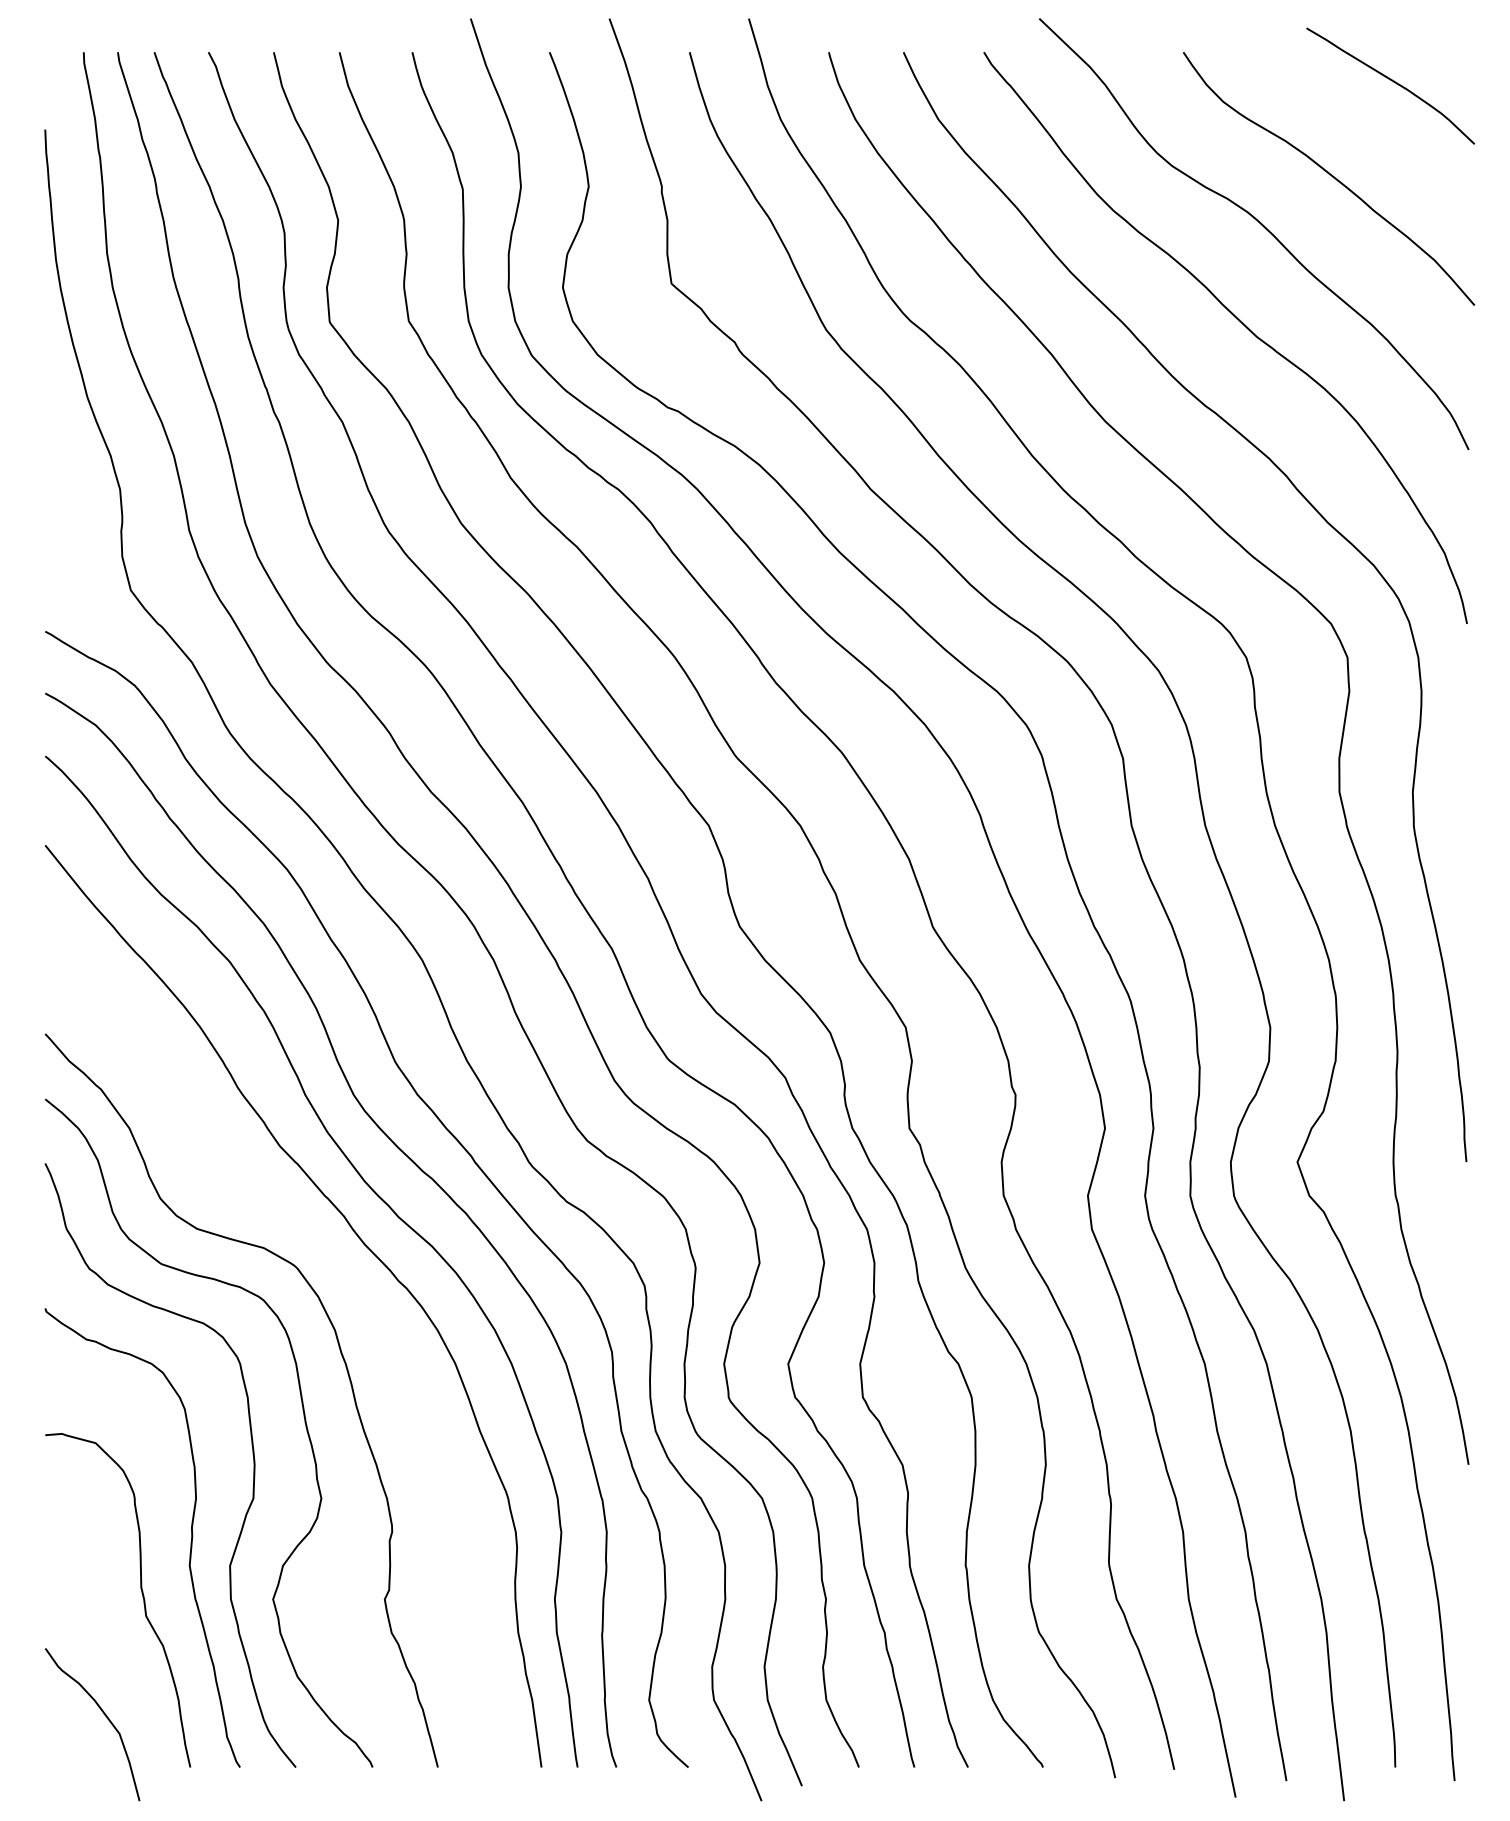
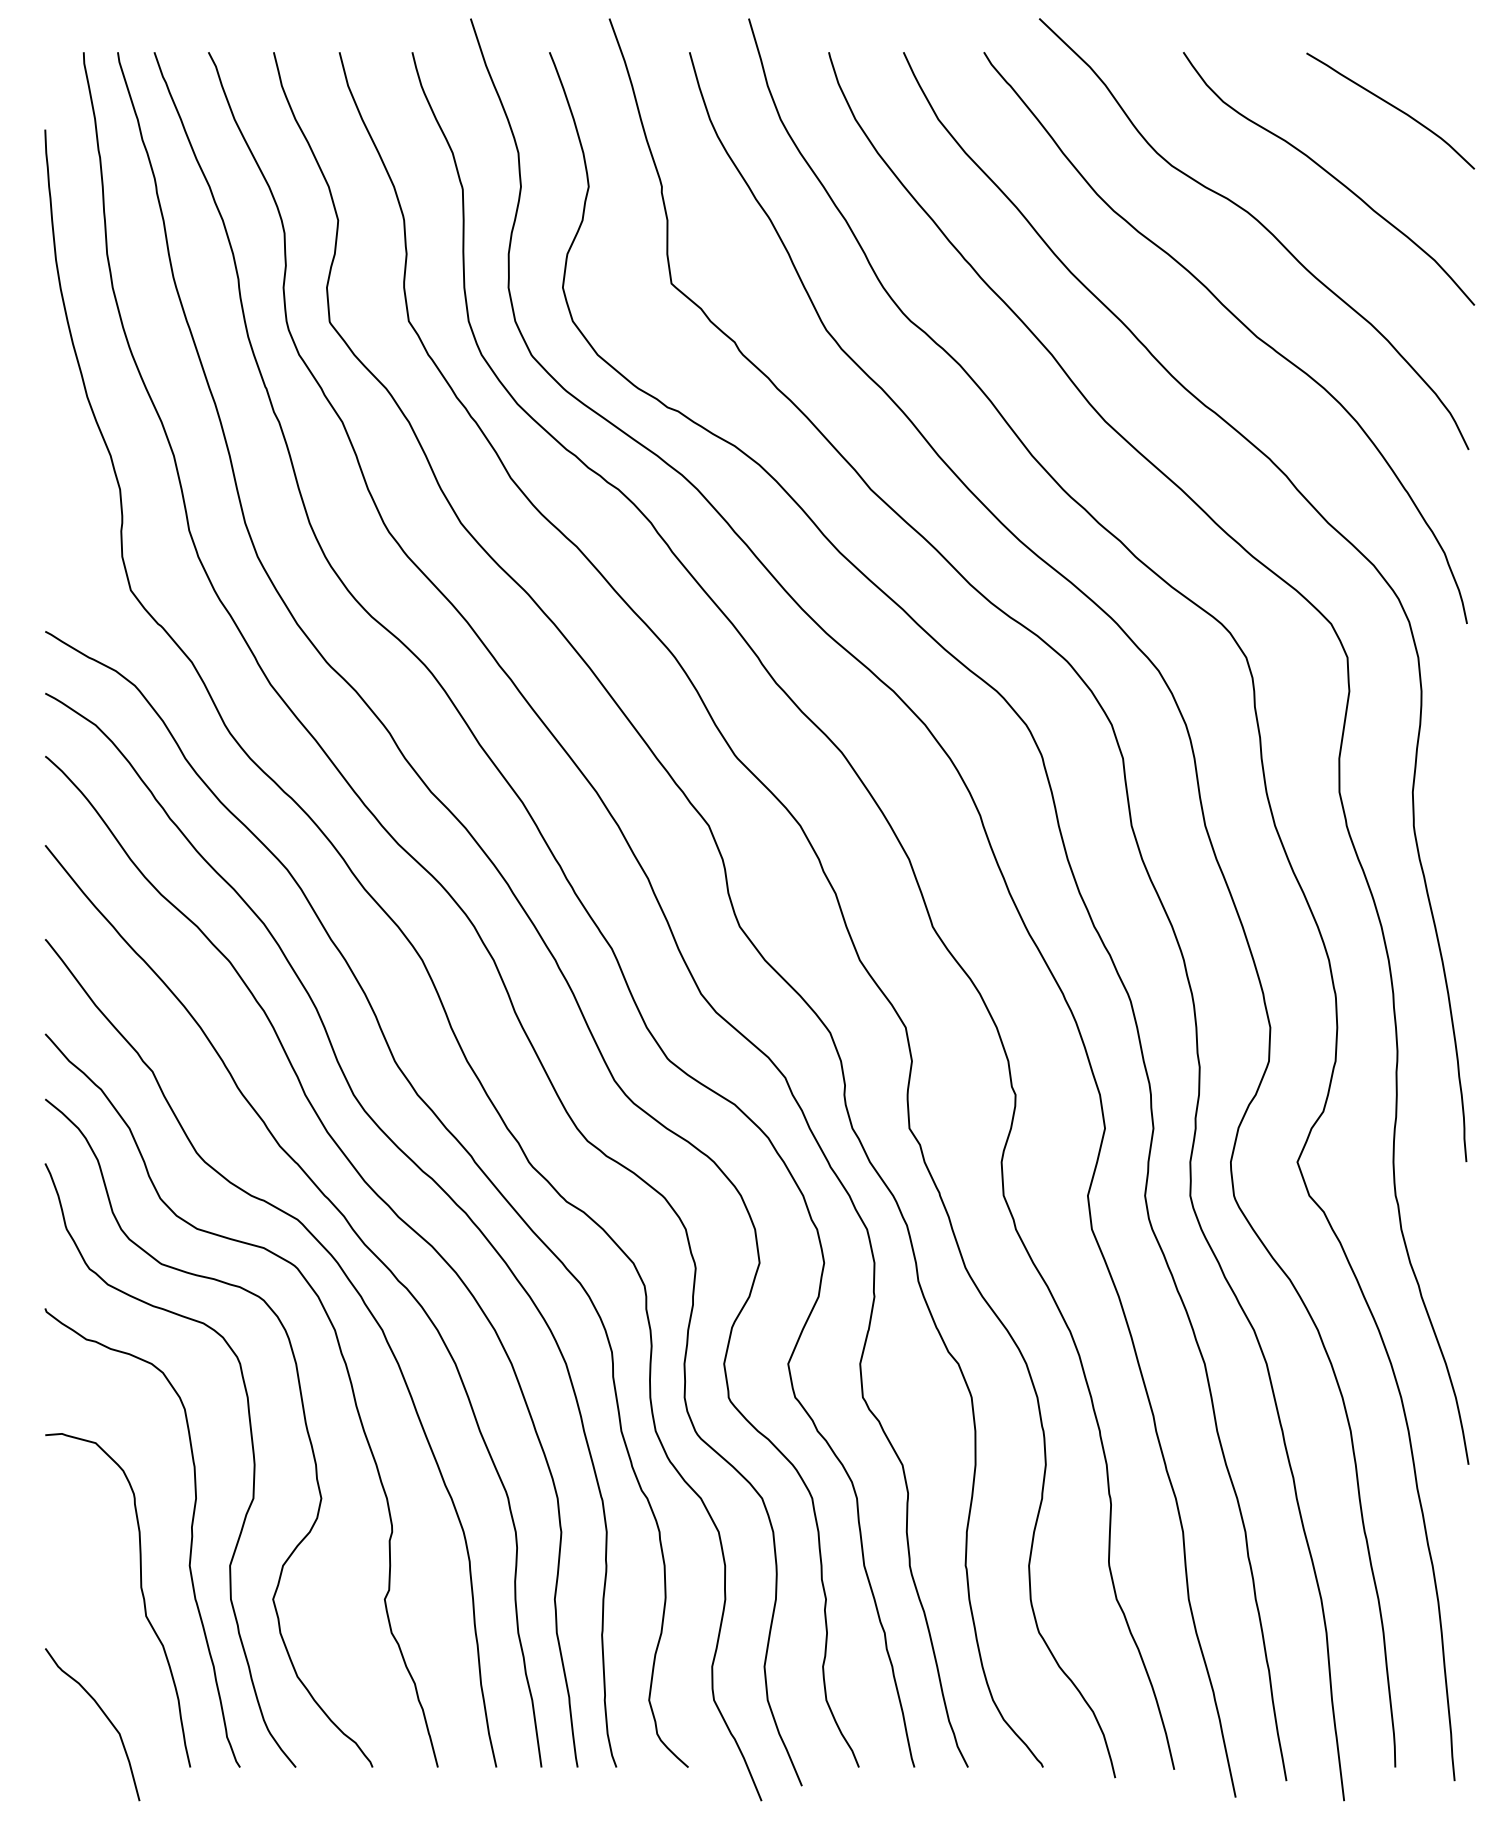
curve position: (1391, 81) -> (1391, 106) (1391, 106)
curve: none -> present (356, 1292)
